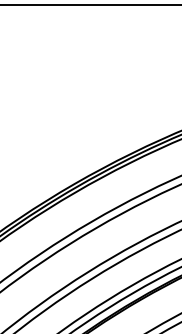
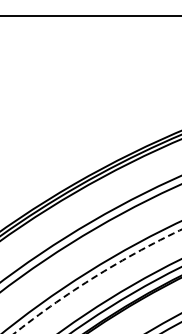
line position: (90, 5) -> (90, 16) (90, 16)
arc: solid -> dashed (94, 277)
